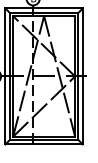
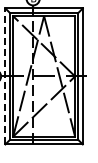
line: solid -> dashed (5, 76)
